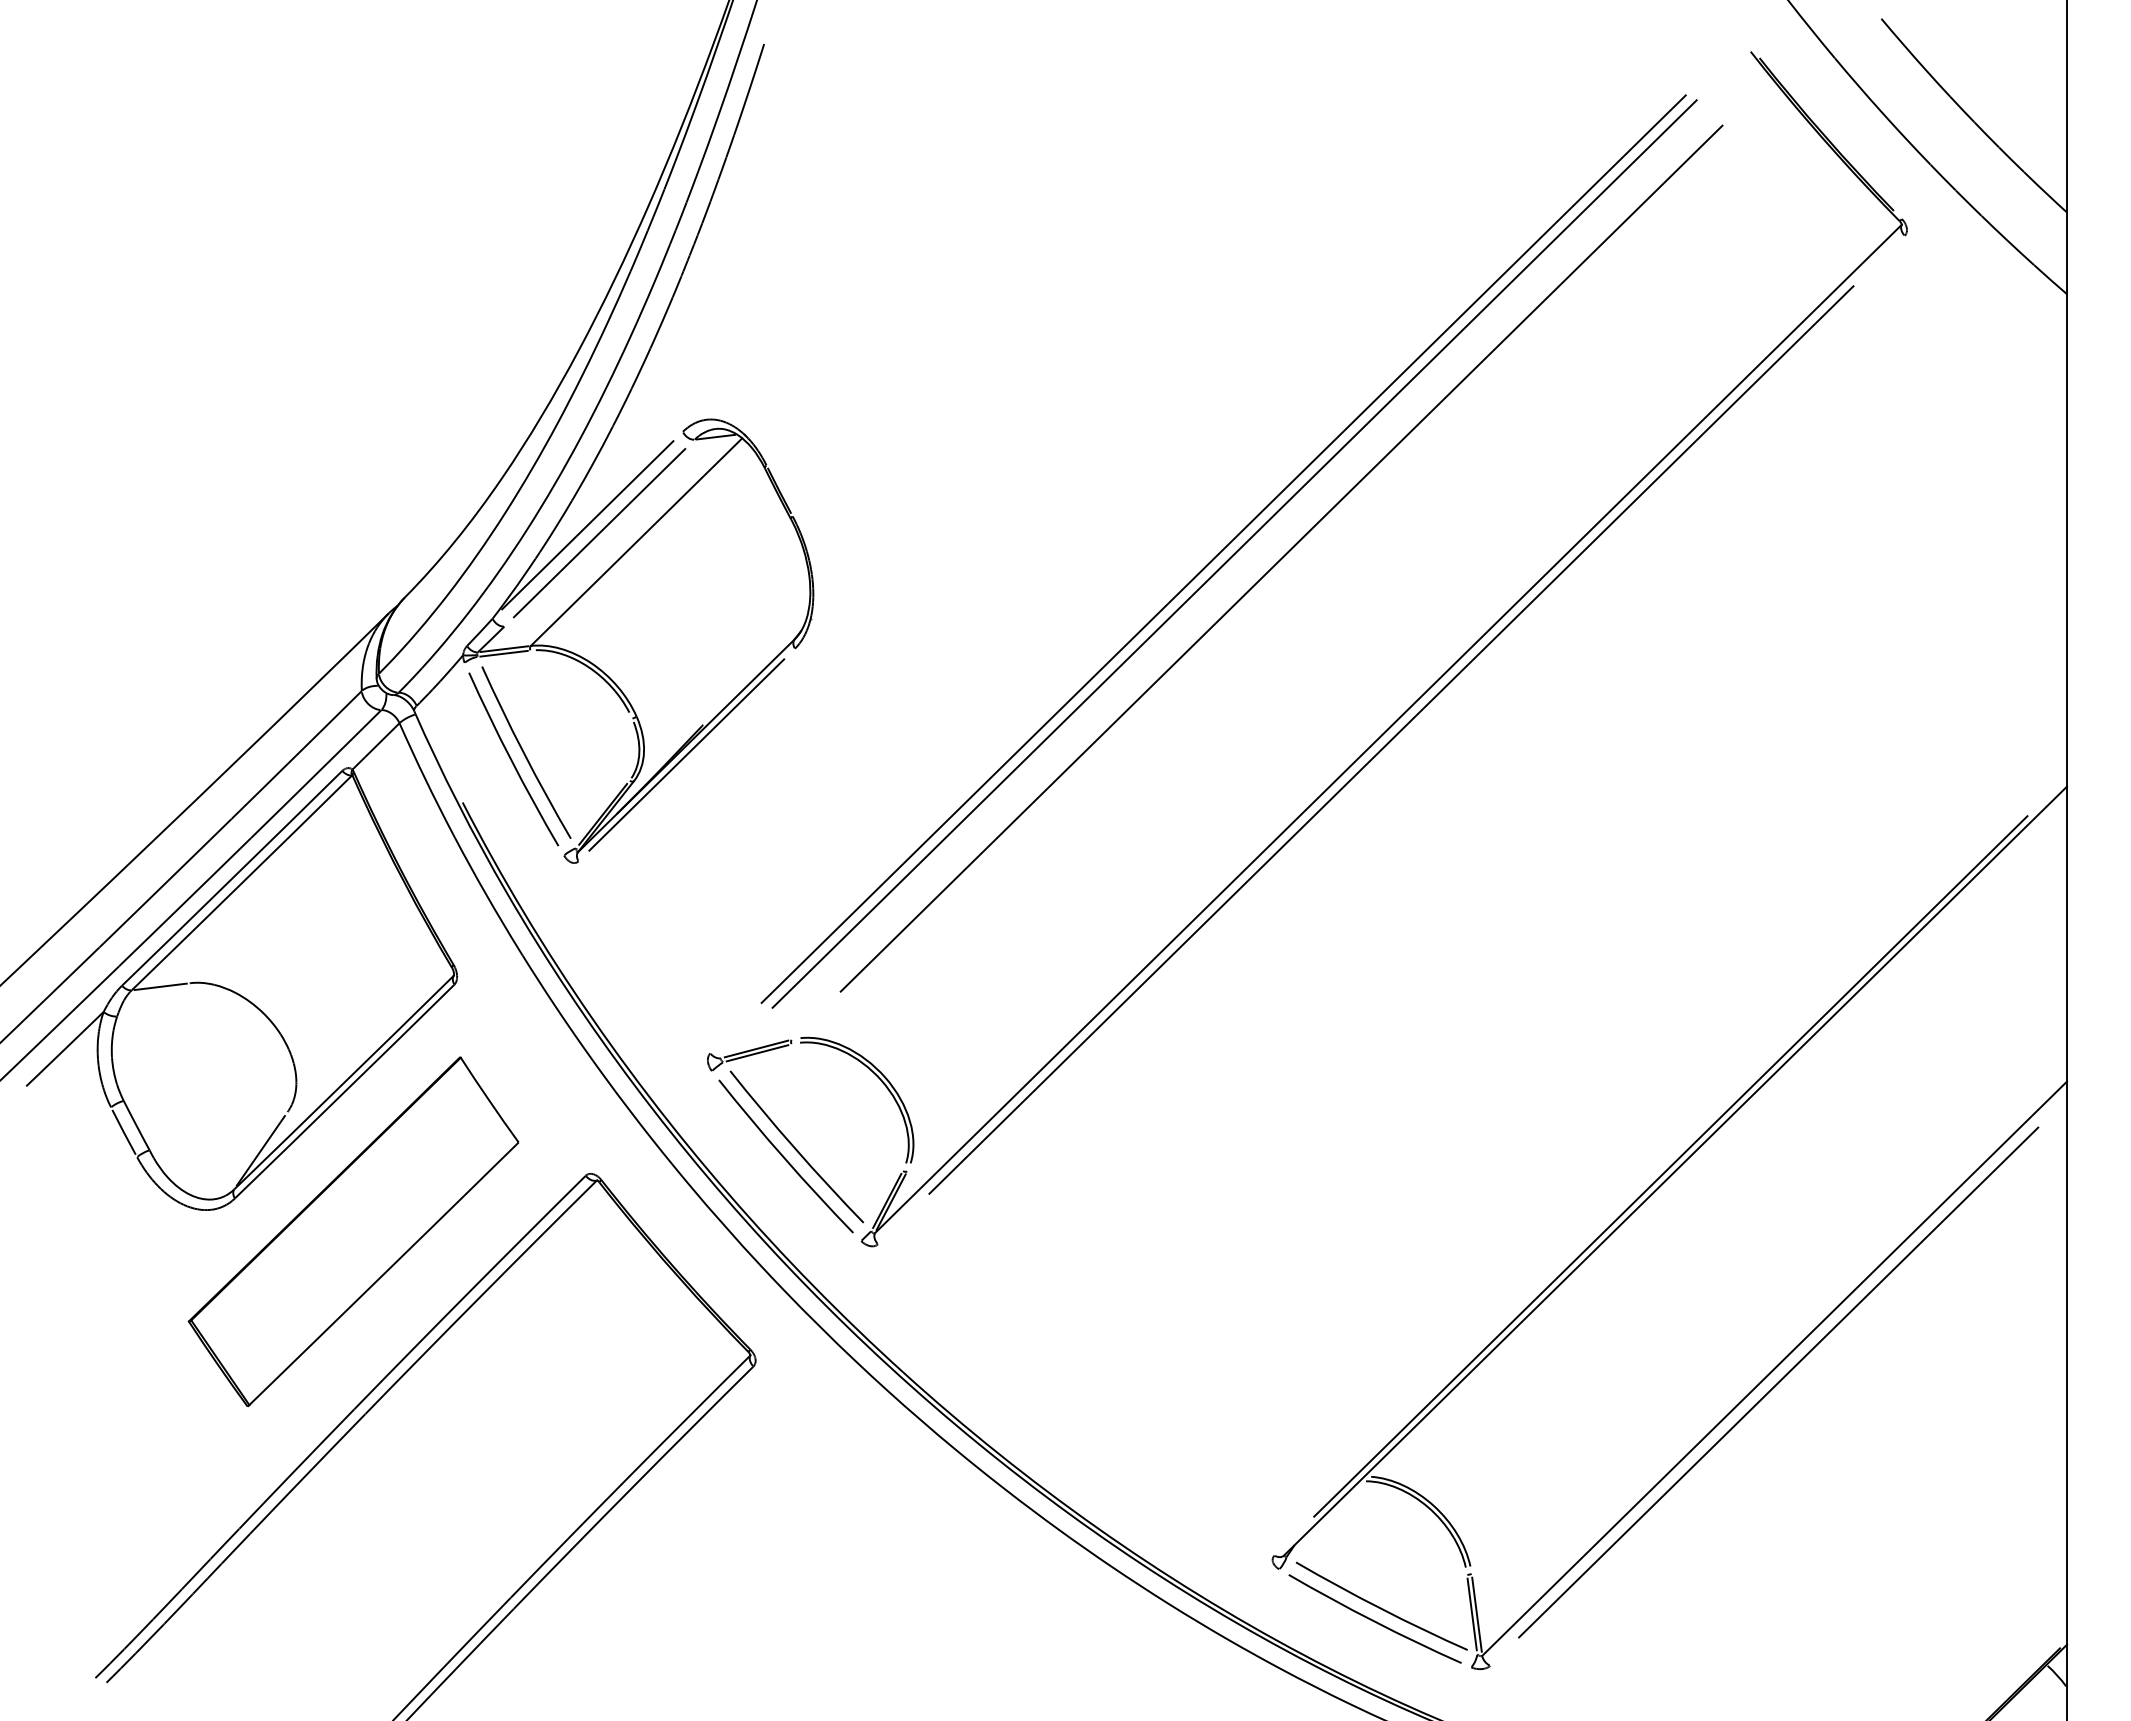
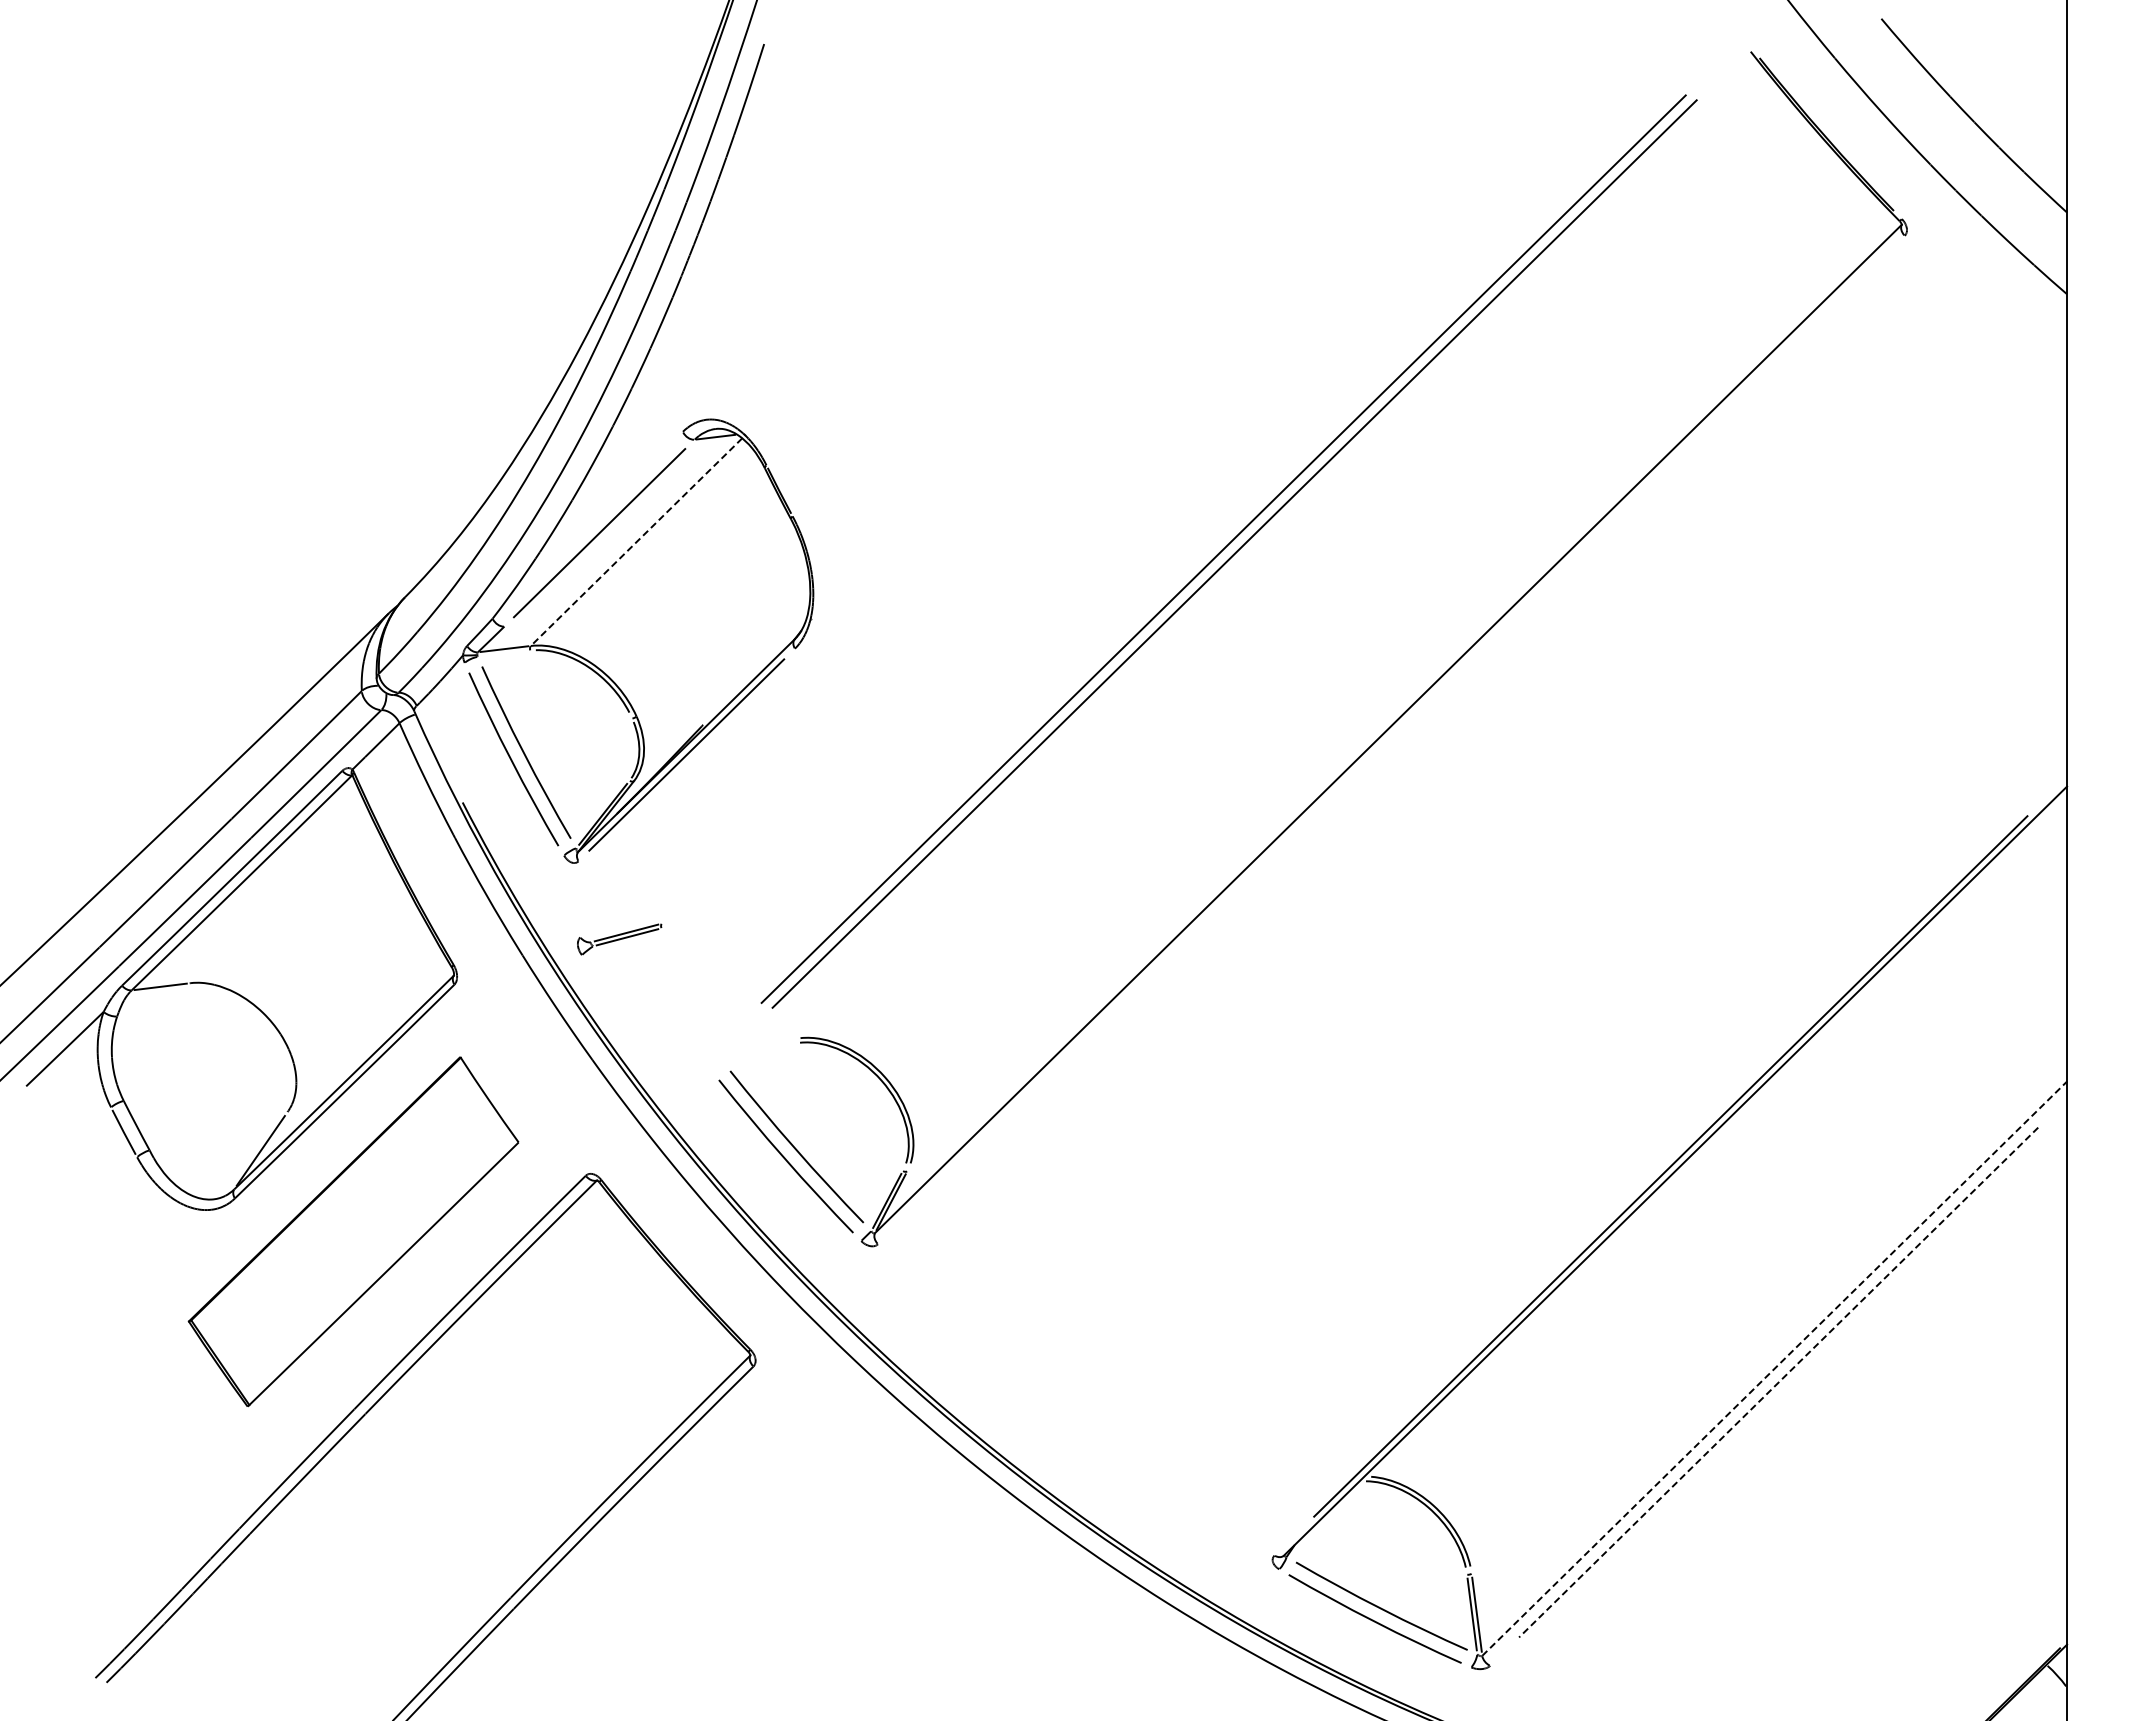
line: present -> none (587, 525)
line: solid -> dashed (636, 542)
line: present -> none (1281, 558)
line: present -> none (503, 653)
line: present -> none (1391, 739)
part position: (749, 1055) -> (619, 939) (619, 939)
line: solid -> dashed (1774, 1368)
line: solid -> dashed (1778, 1382)
